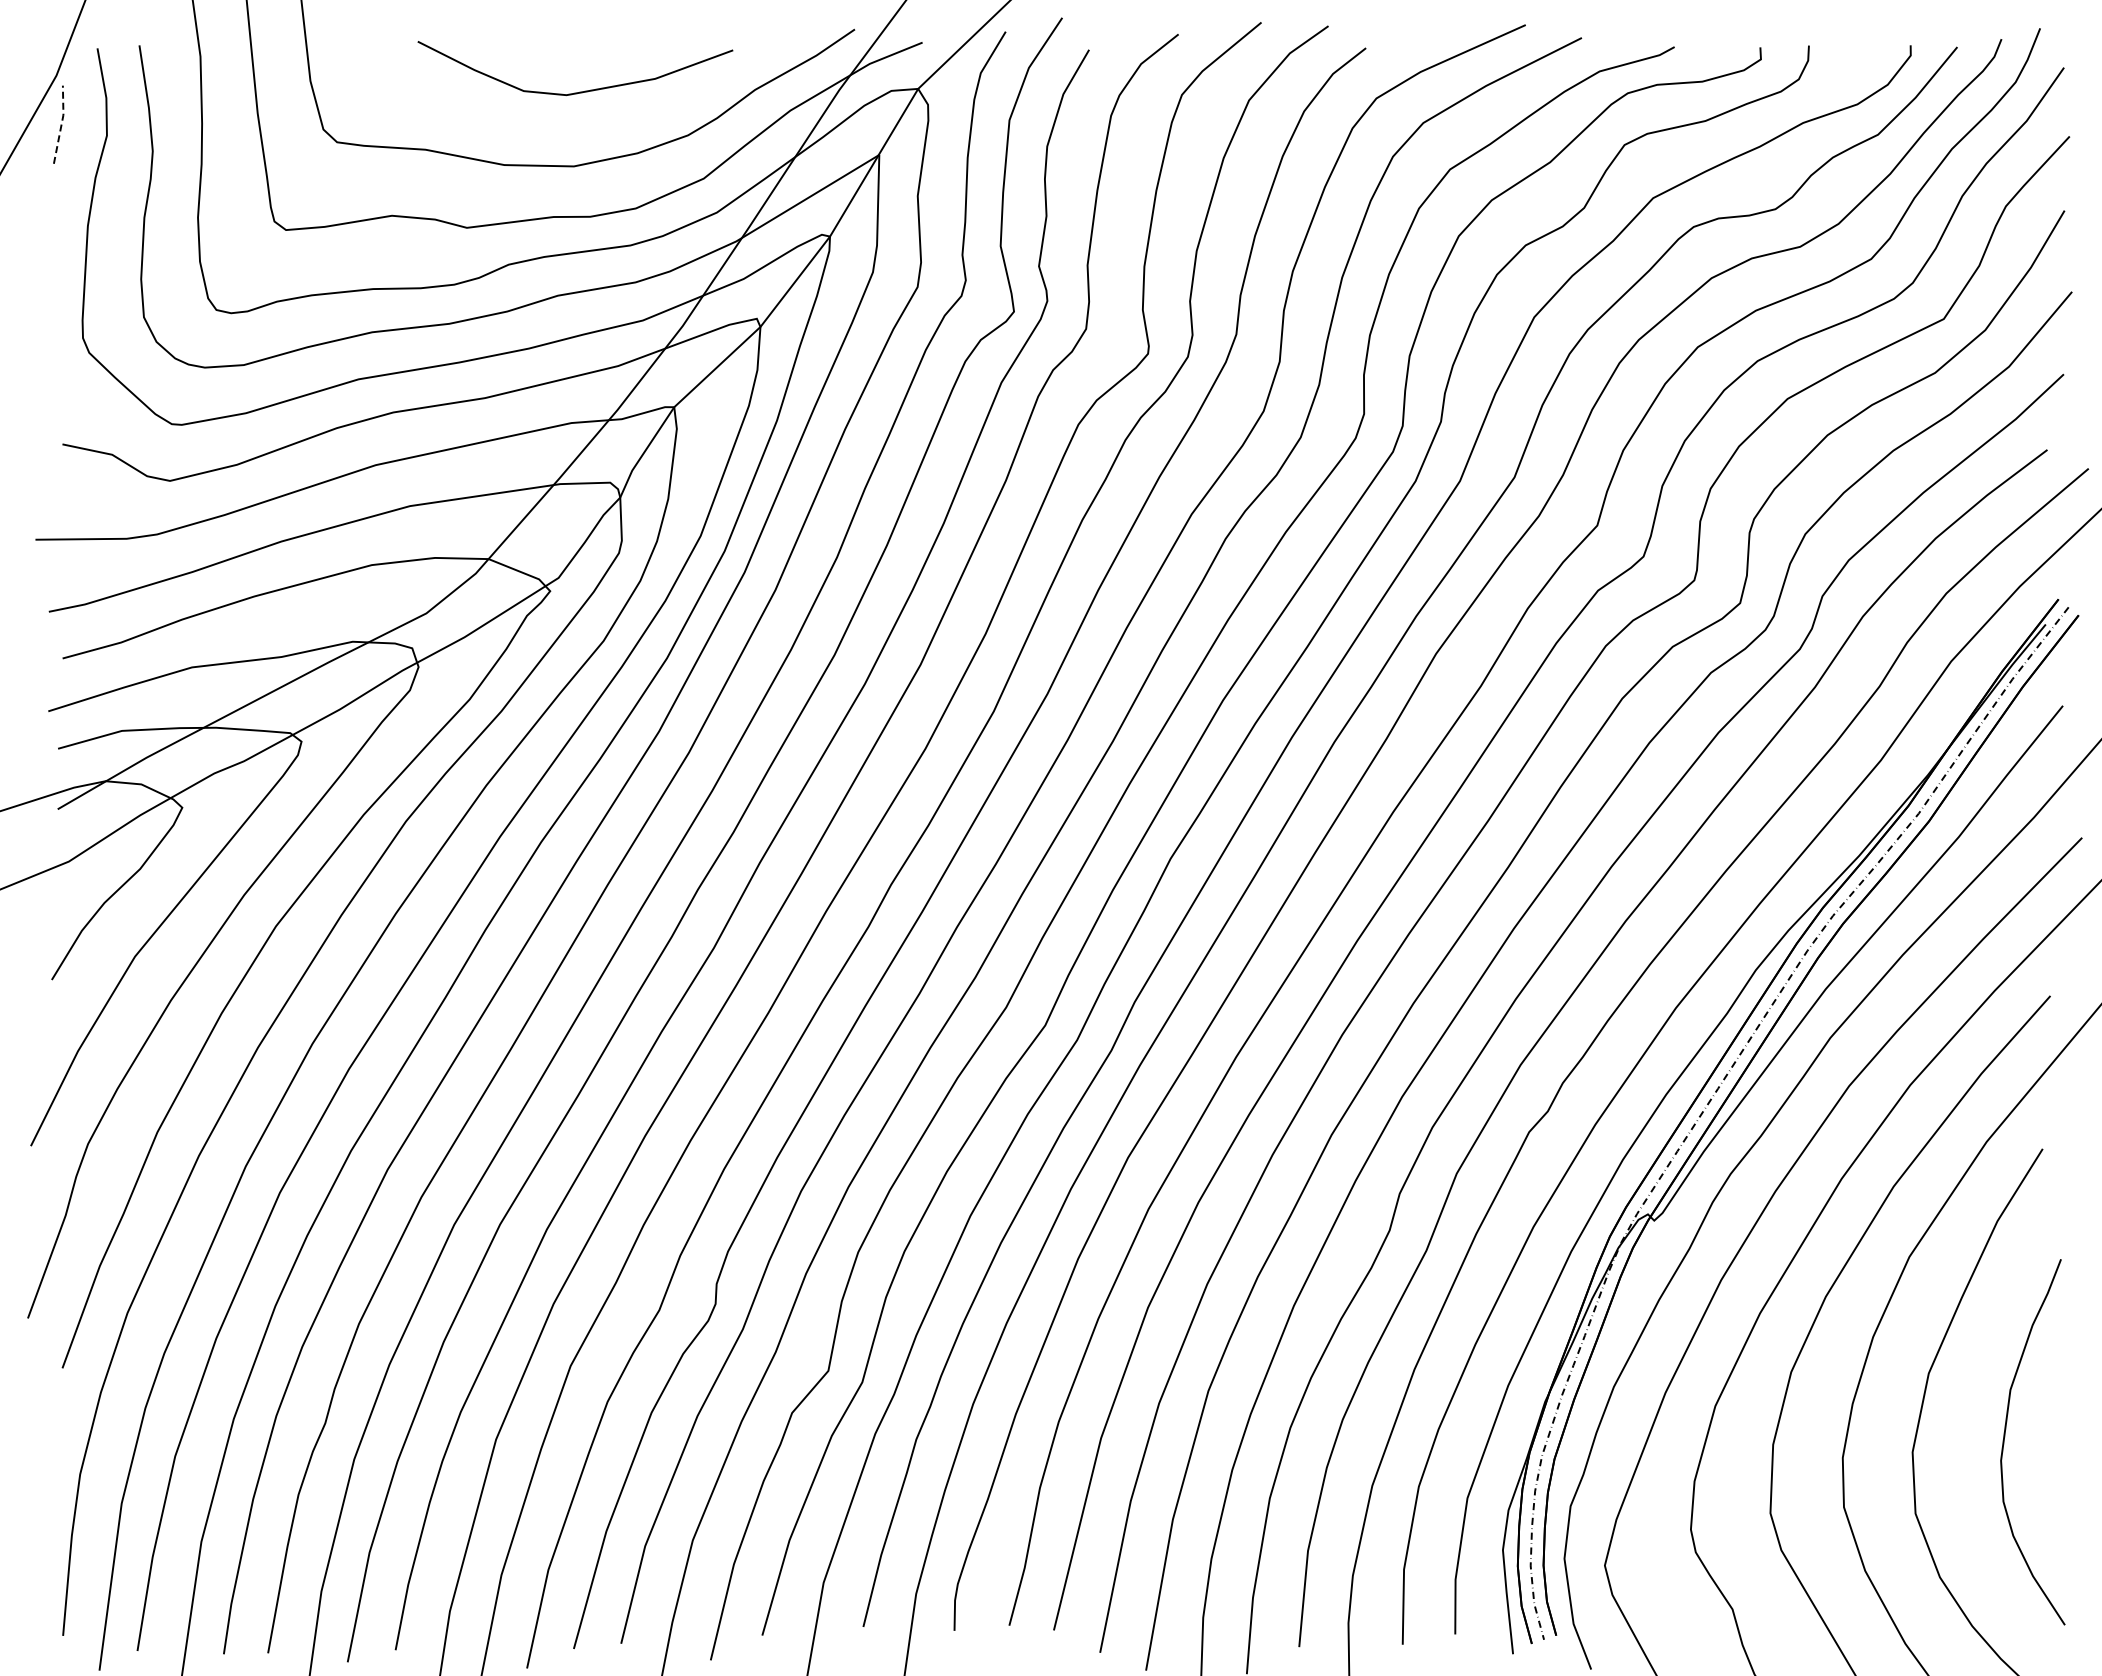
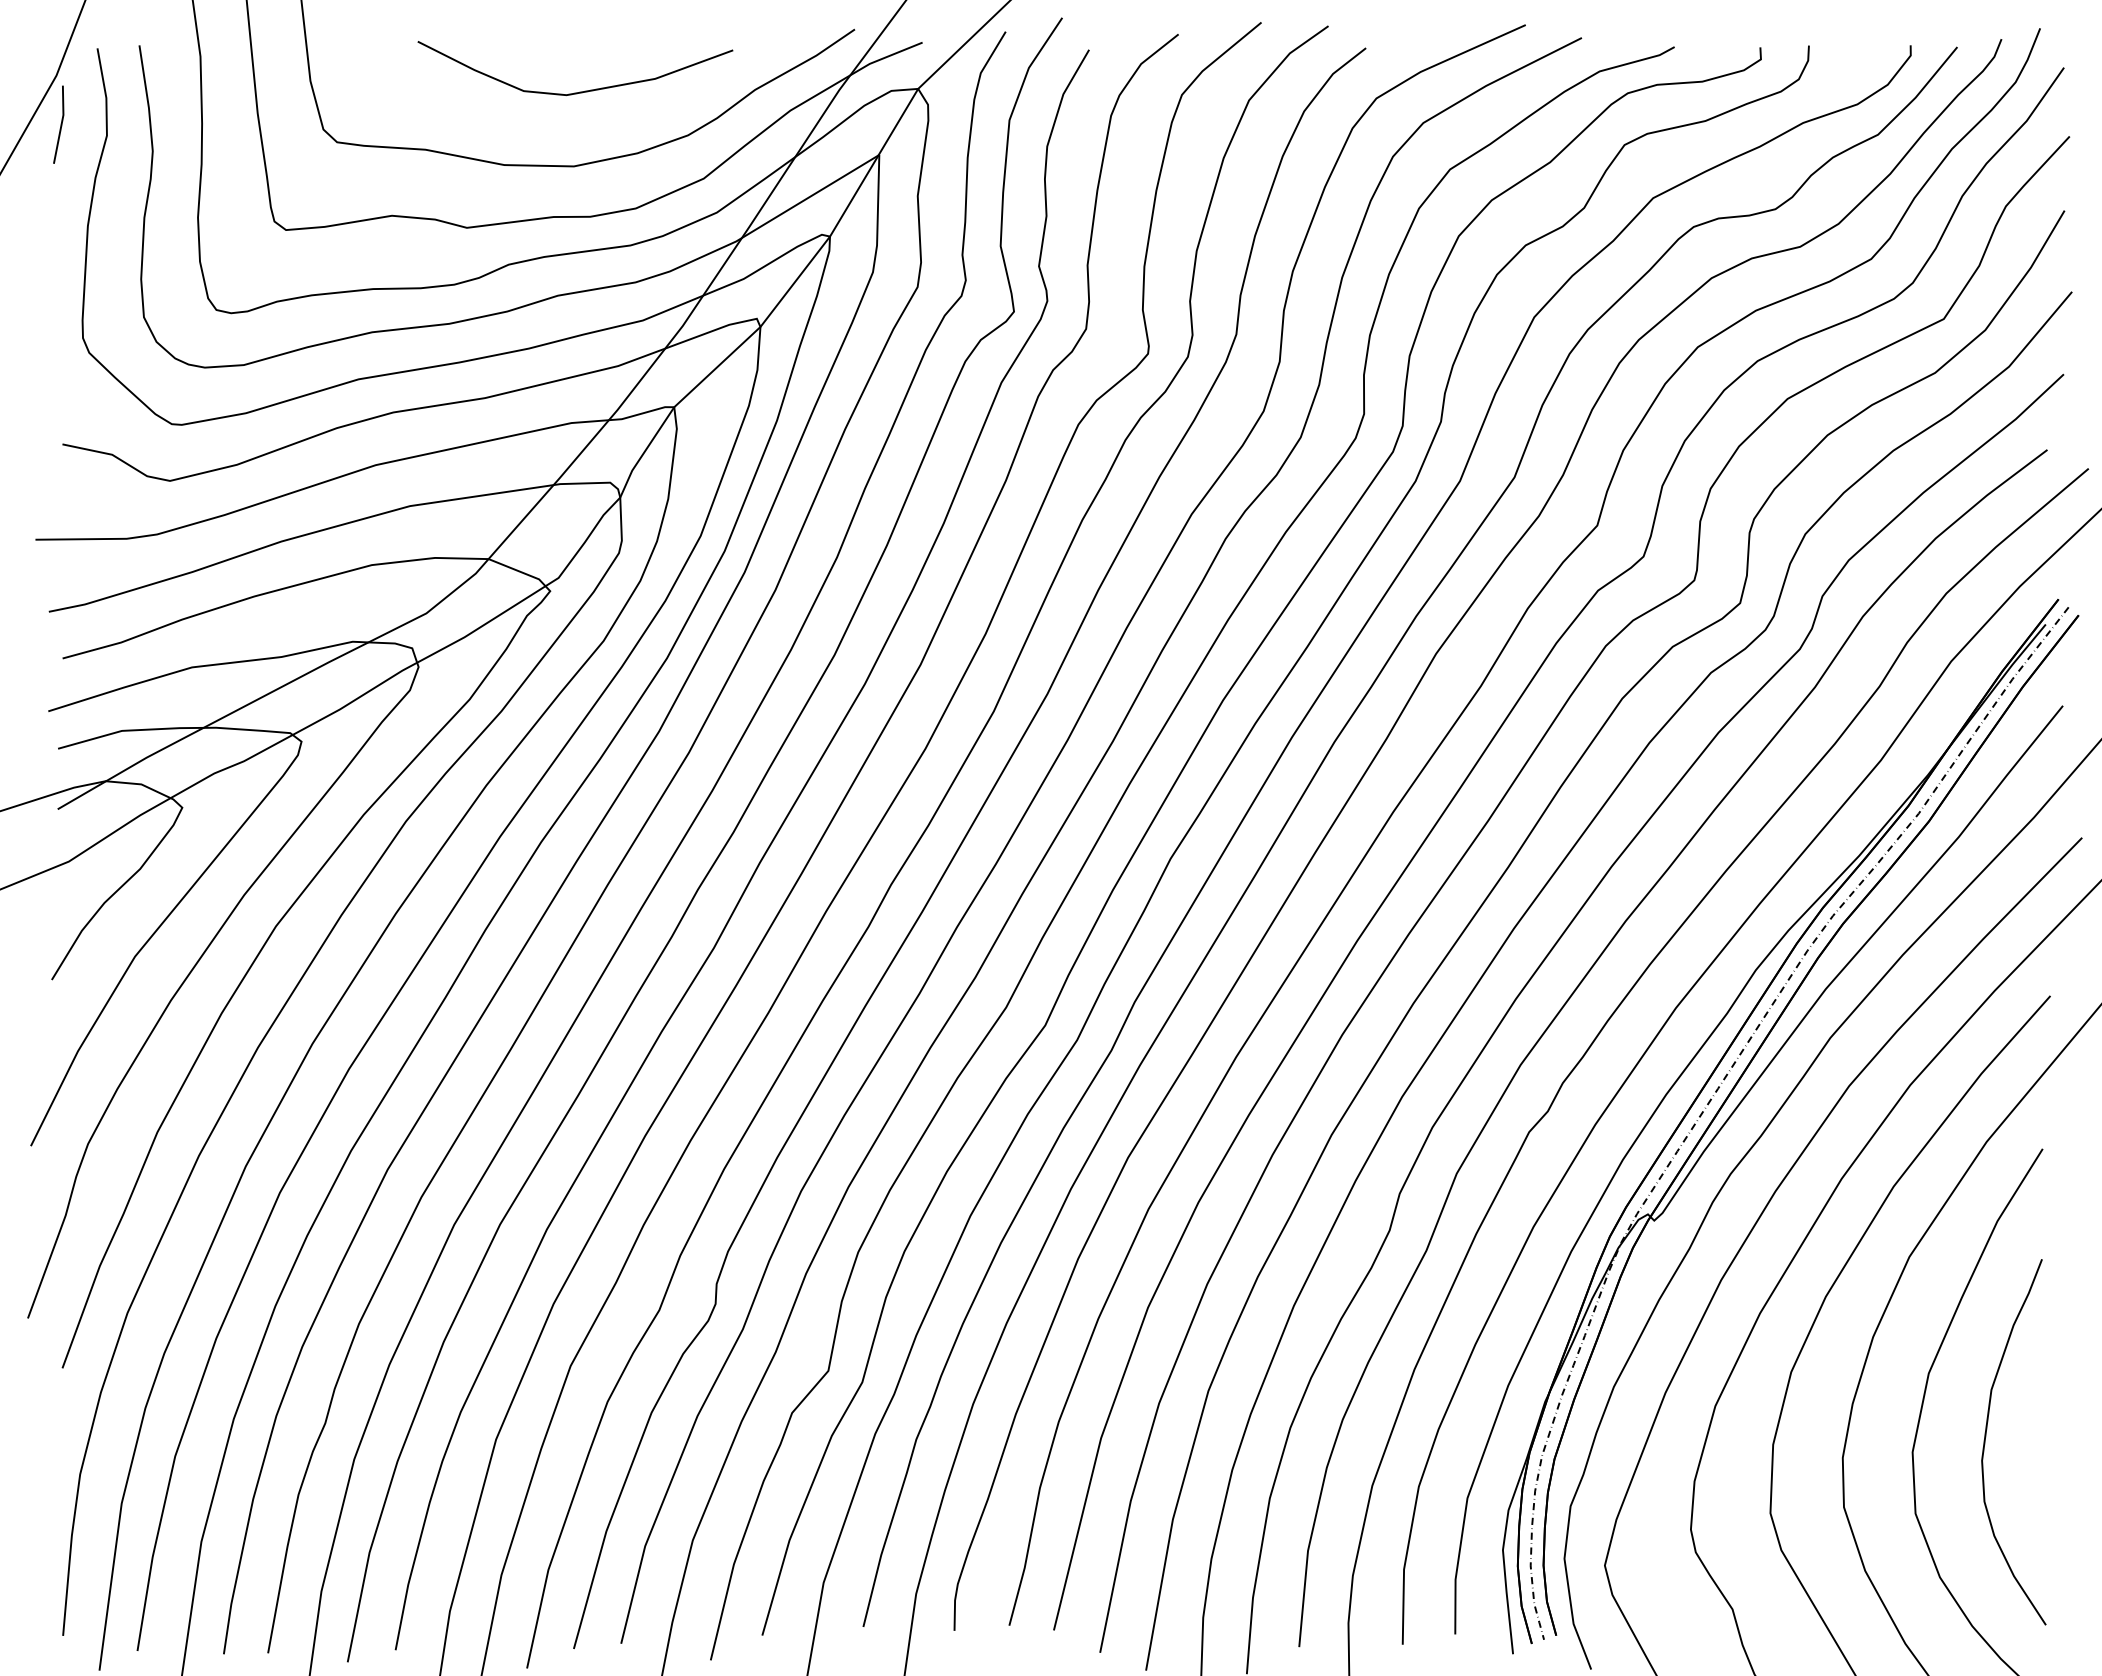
line: dashed -> solid (61, 123)
curve position: (2005, 1437) -> (1986, 1437) (1986, 1437)
